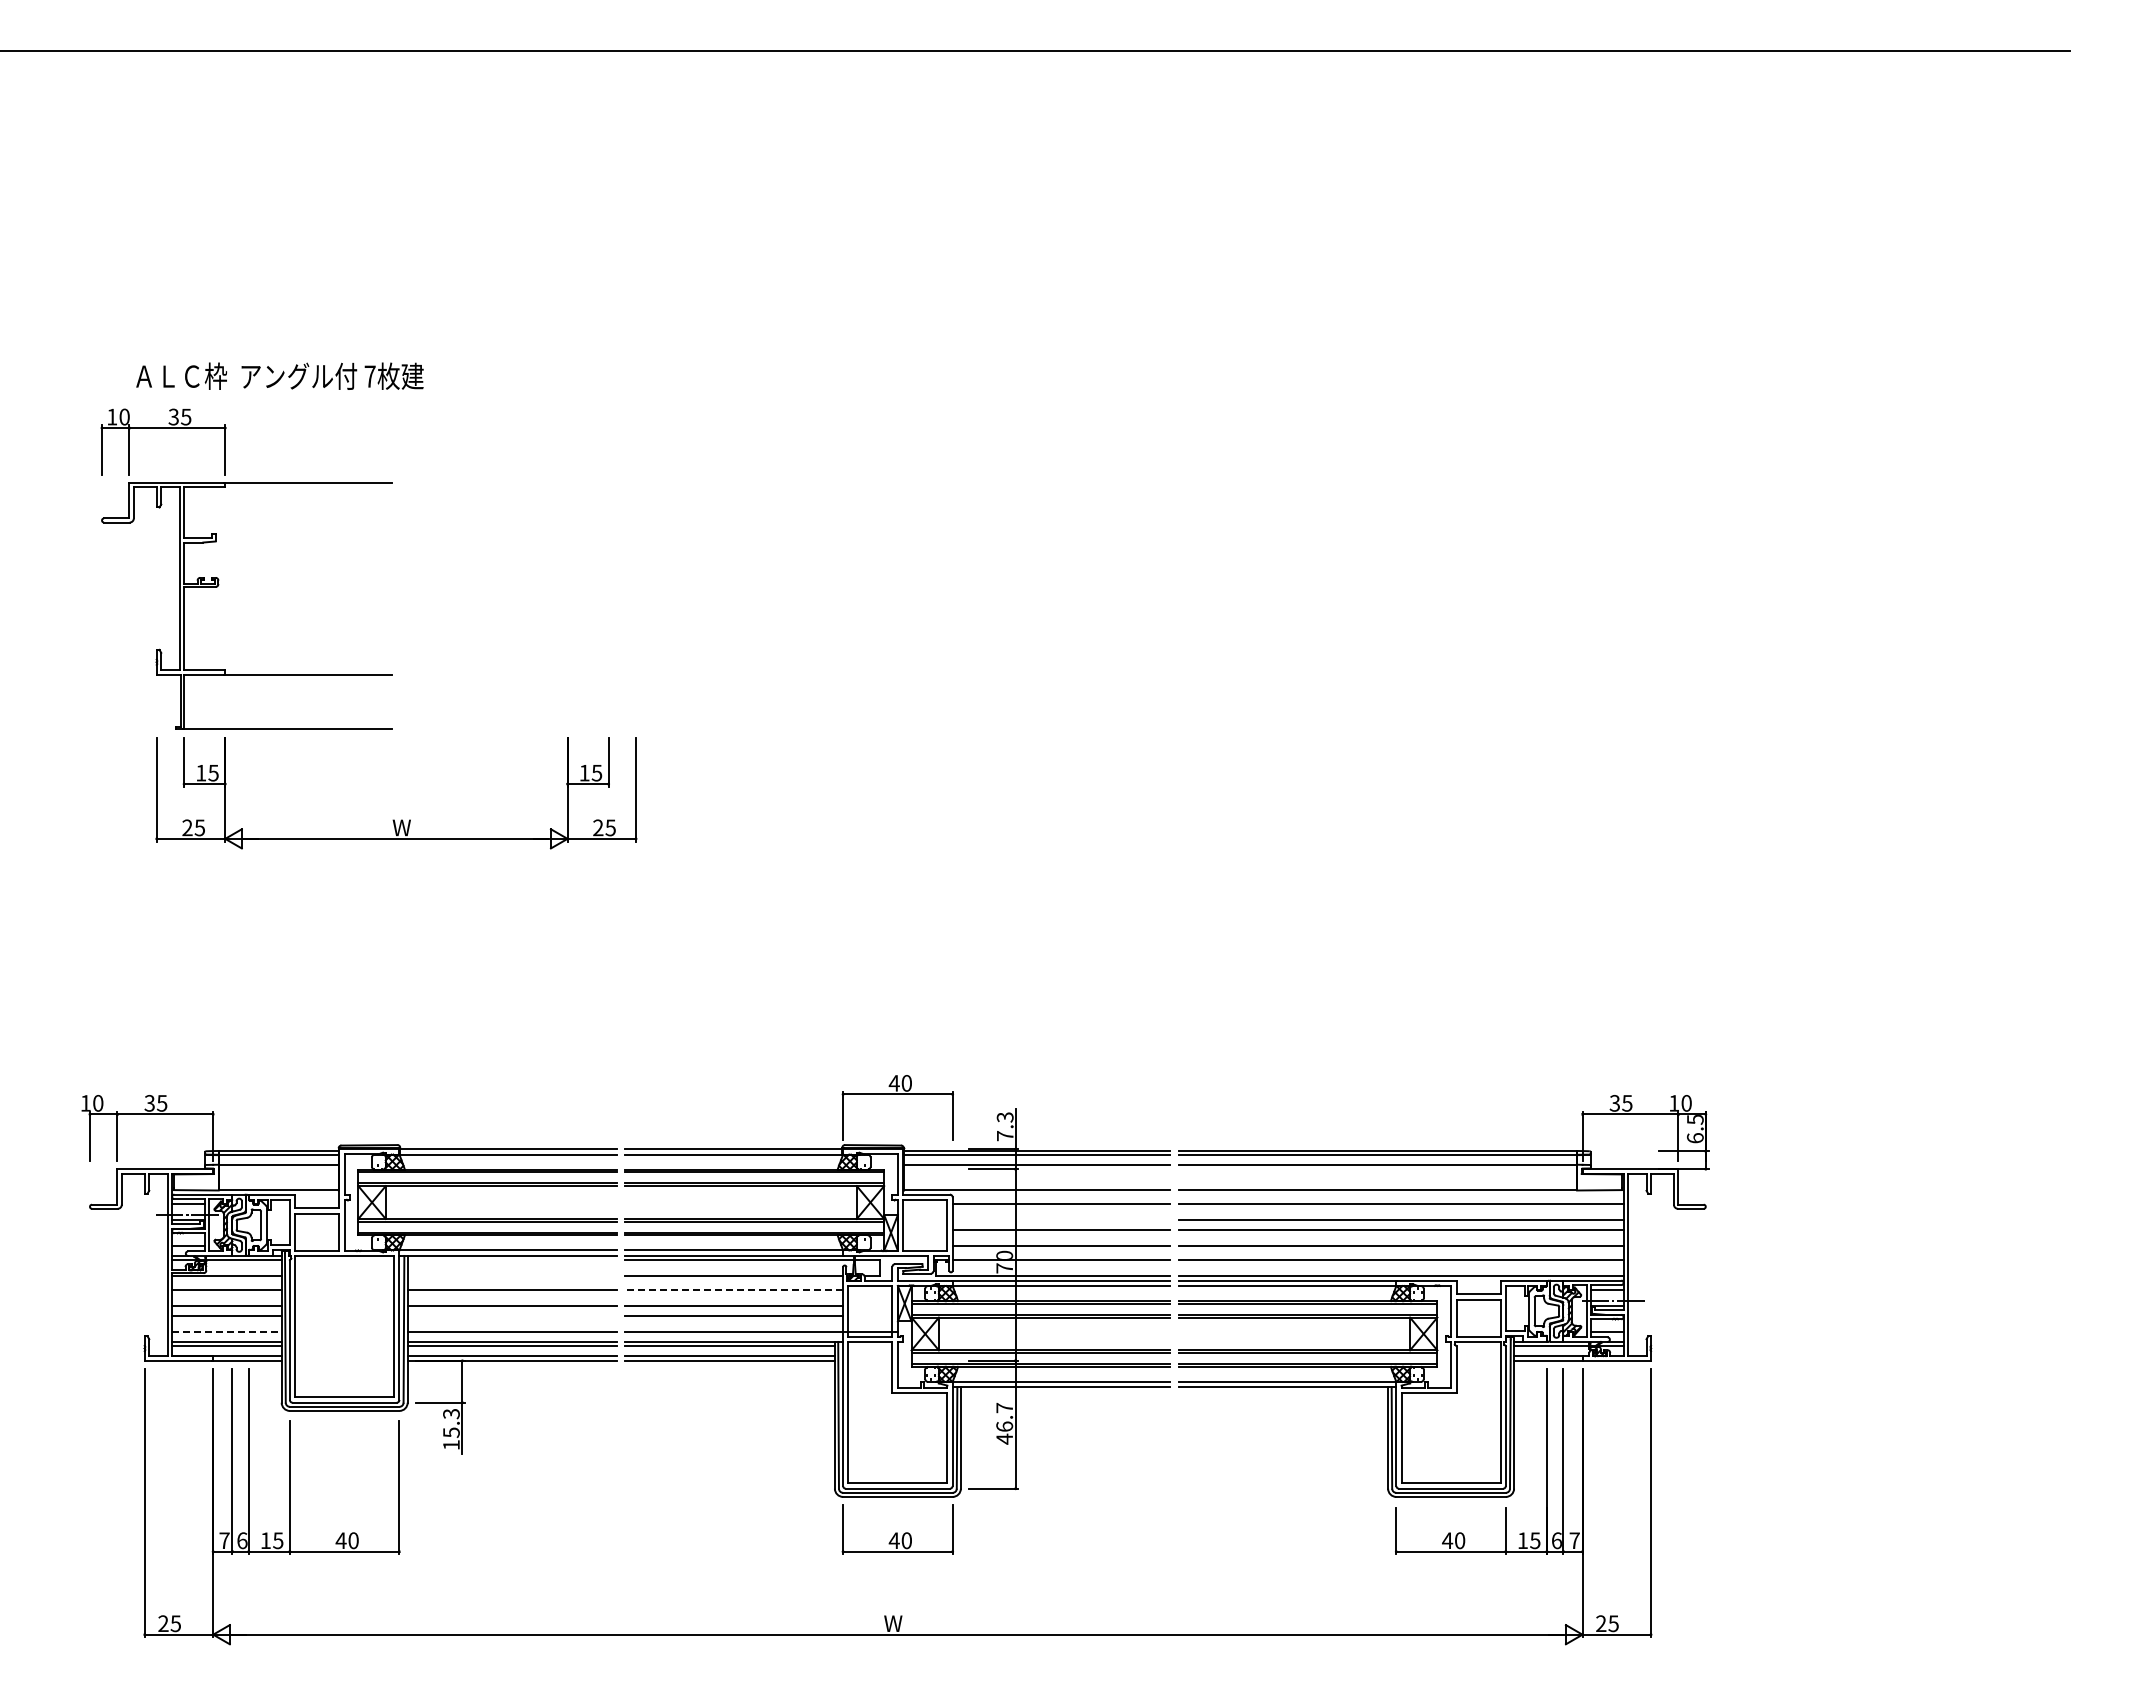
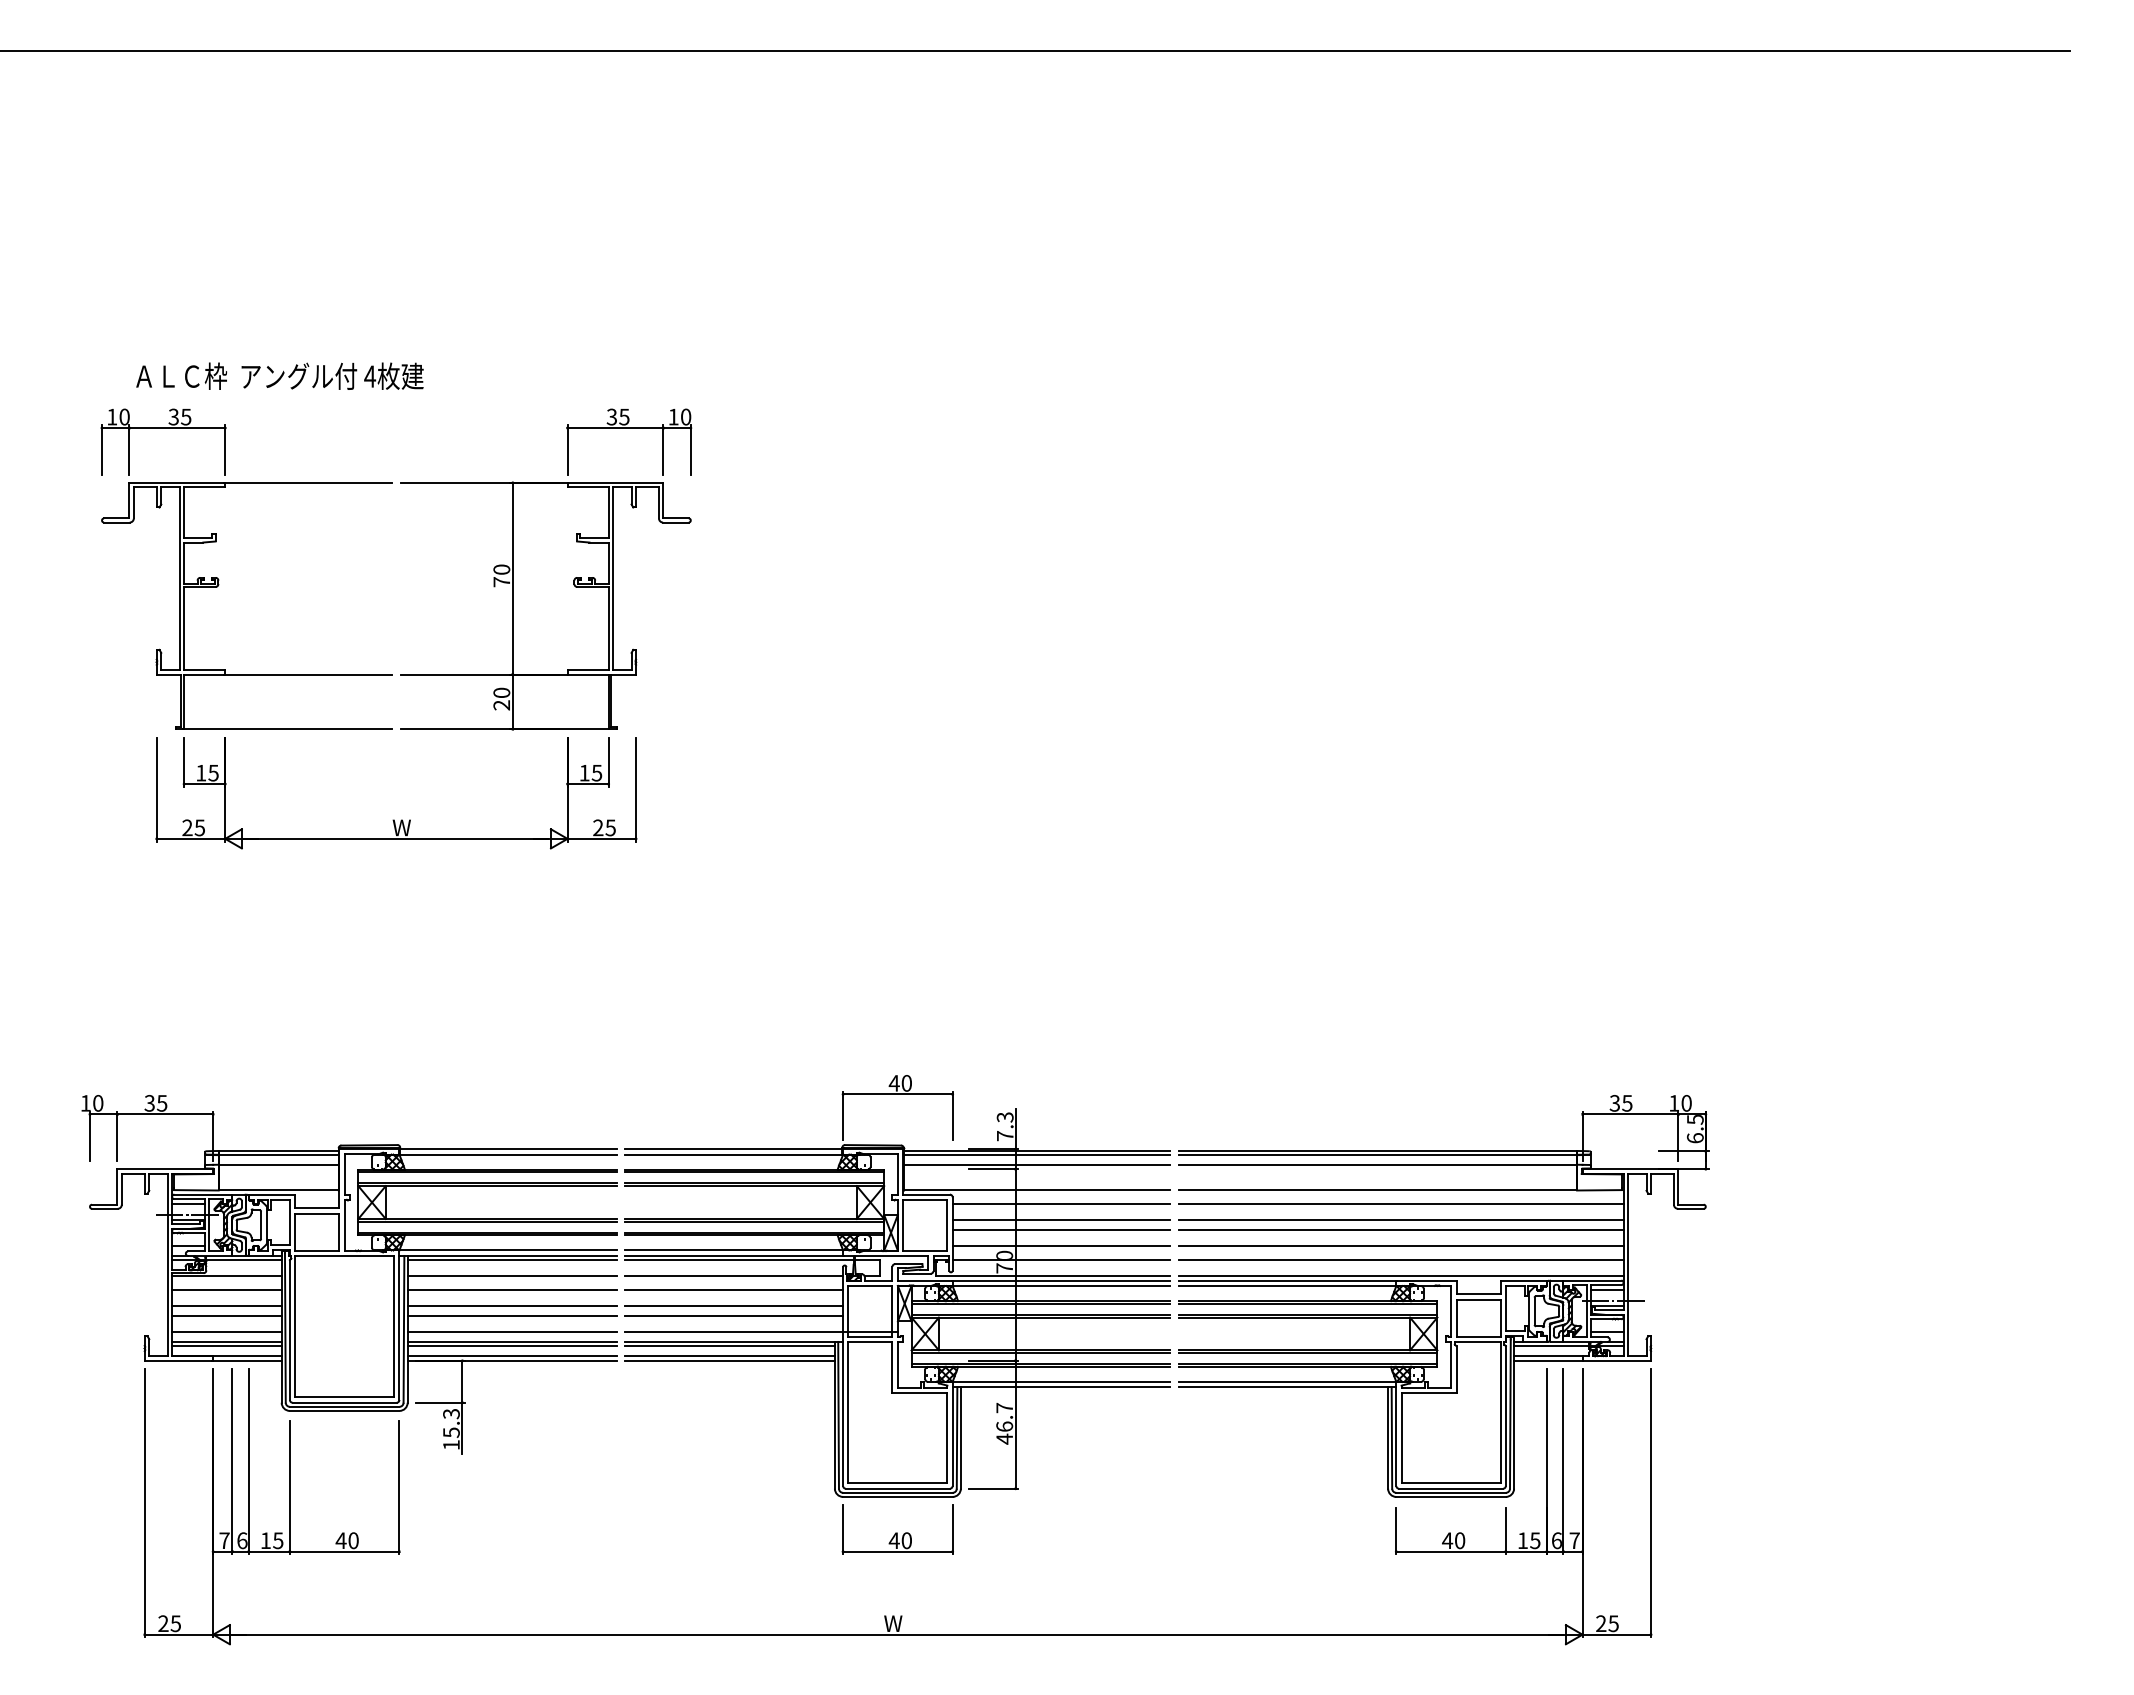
text: 7 -> 4 (370, 376)
part: none -> present (546, 569)
line: none -> present (1061, 1220)
line: none -> present (512, 1260)
line: none -> present (512, 1276)
line: dashed -> solid (734, 1290)
line: none -> present (512, 1316)
line: dashed -> solid (226, 1332)
